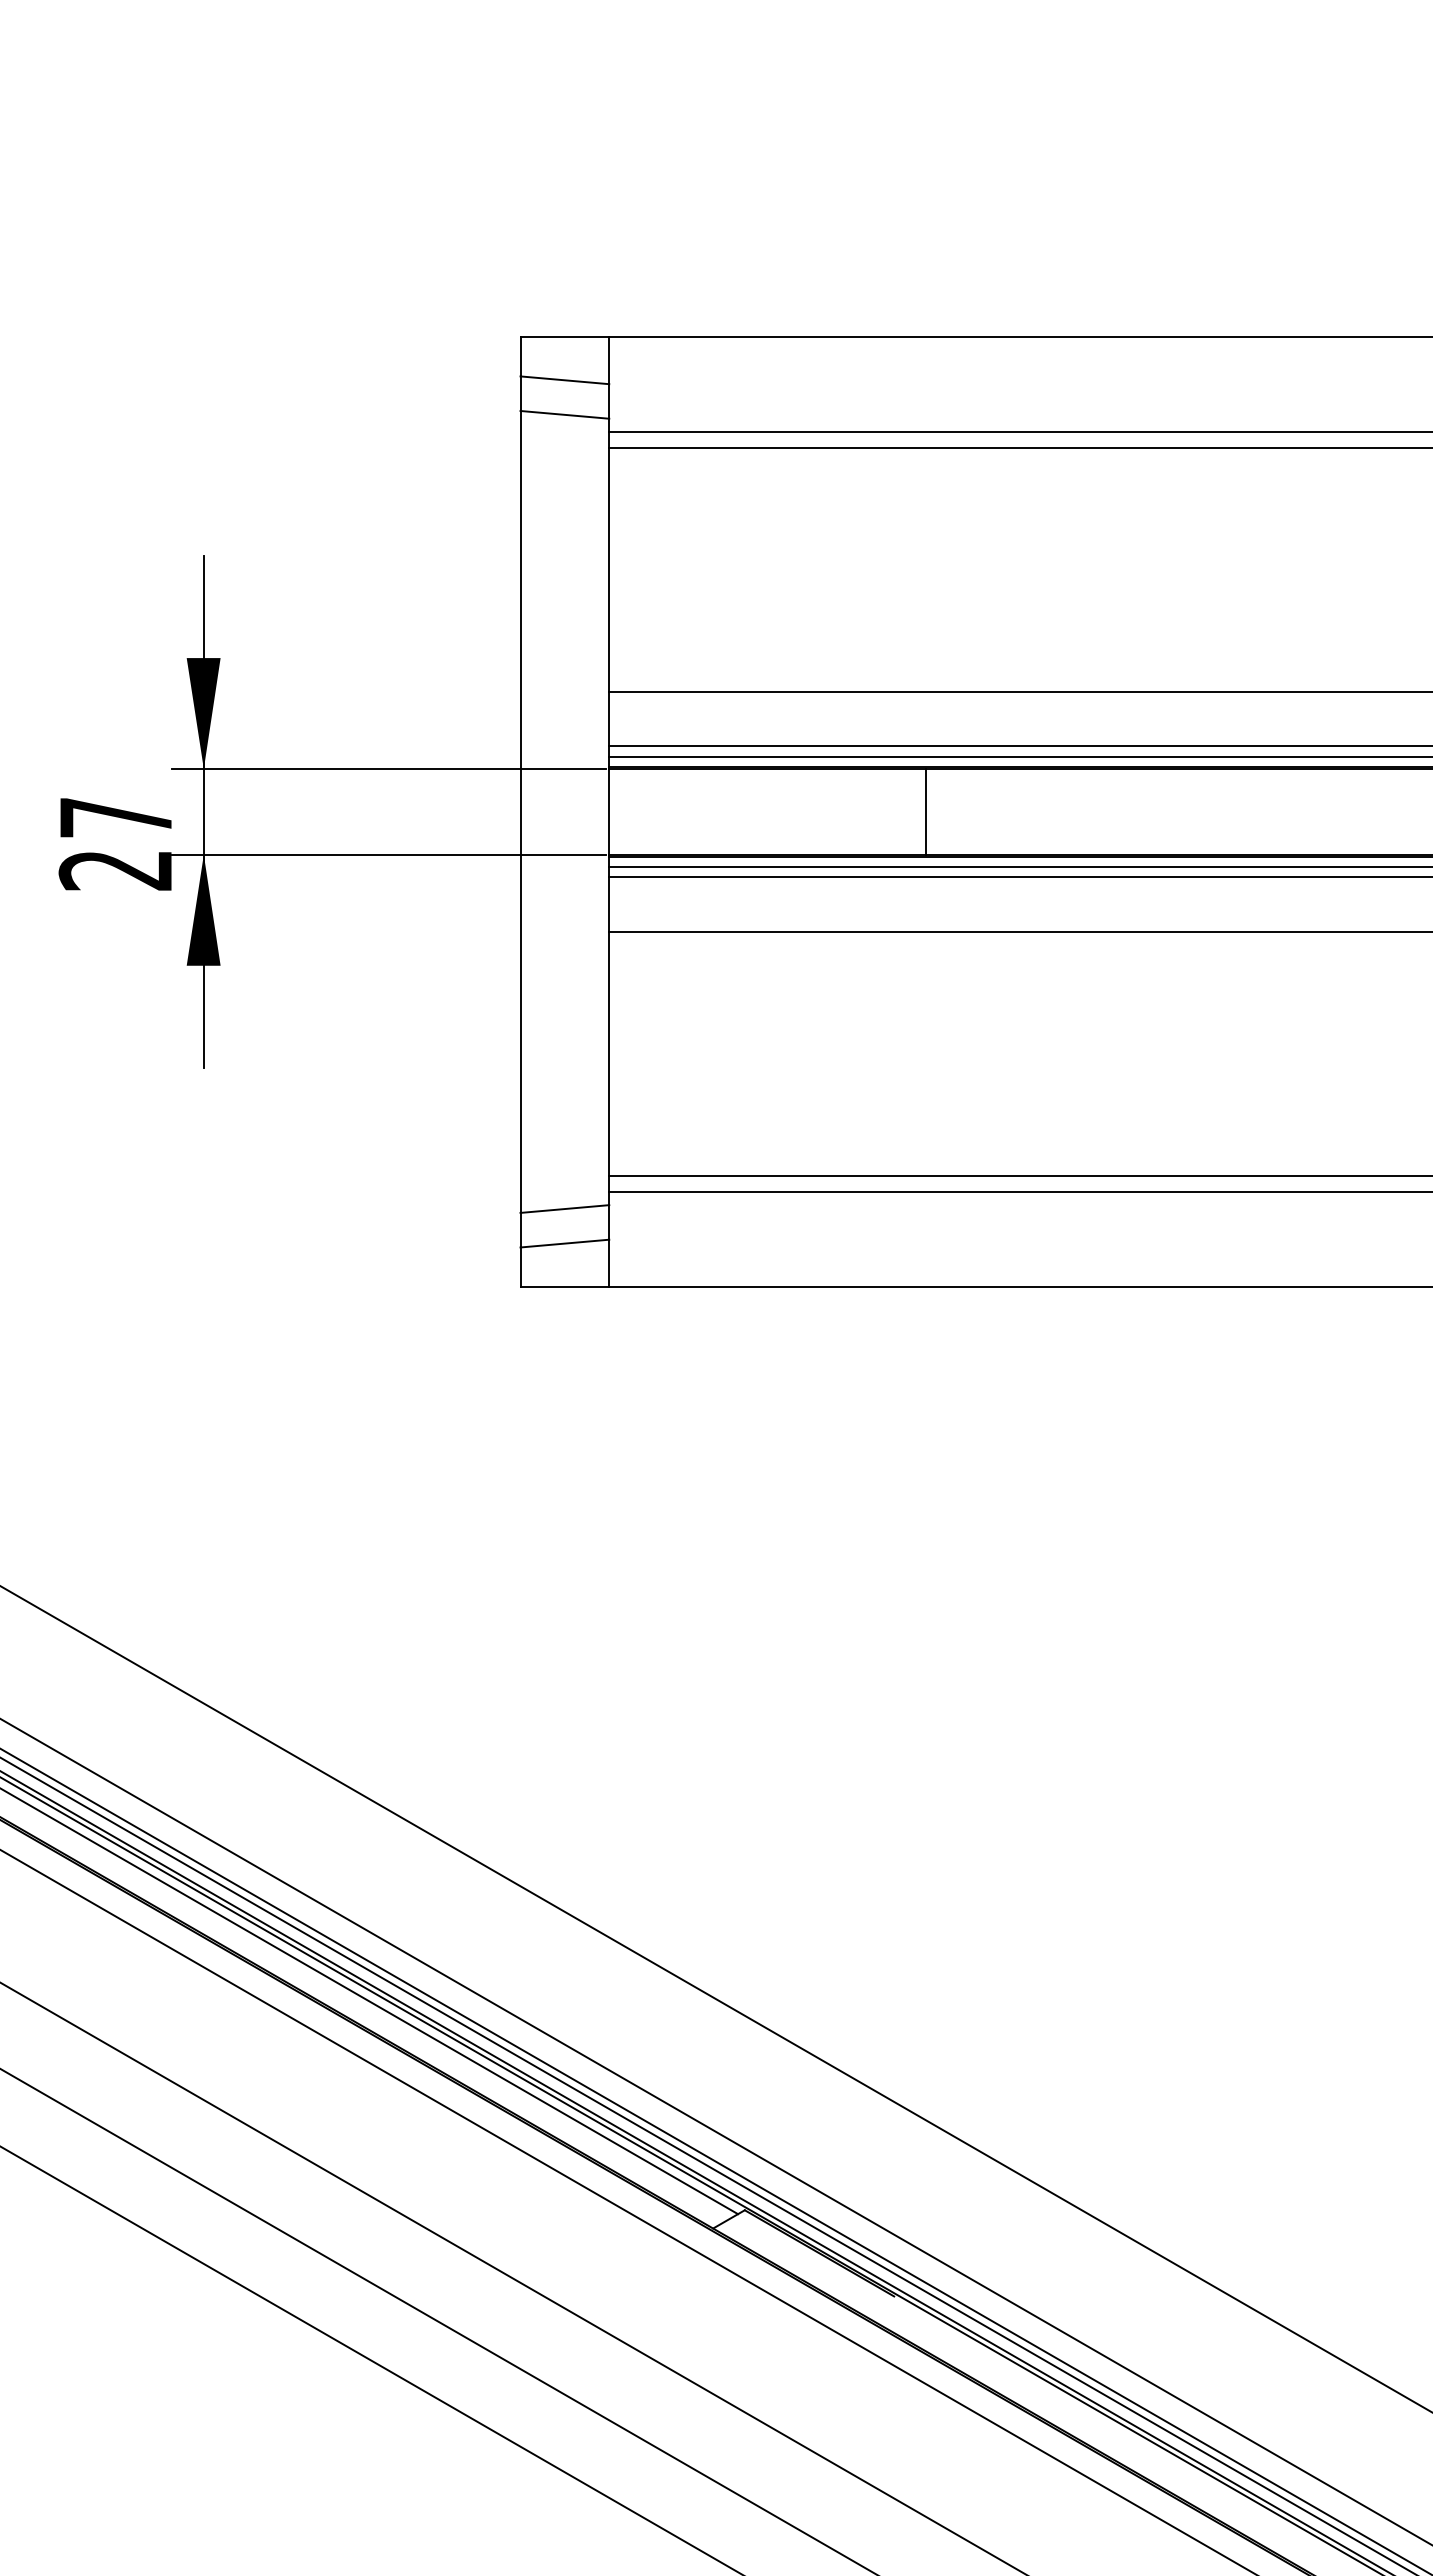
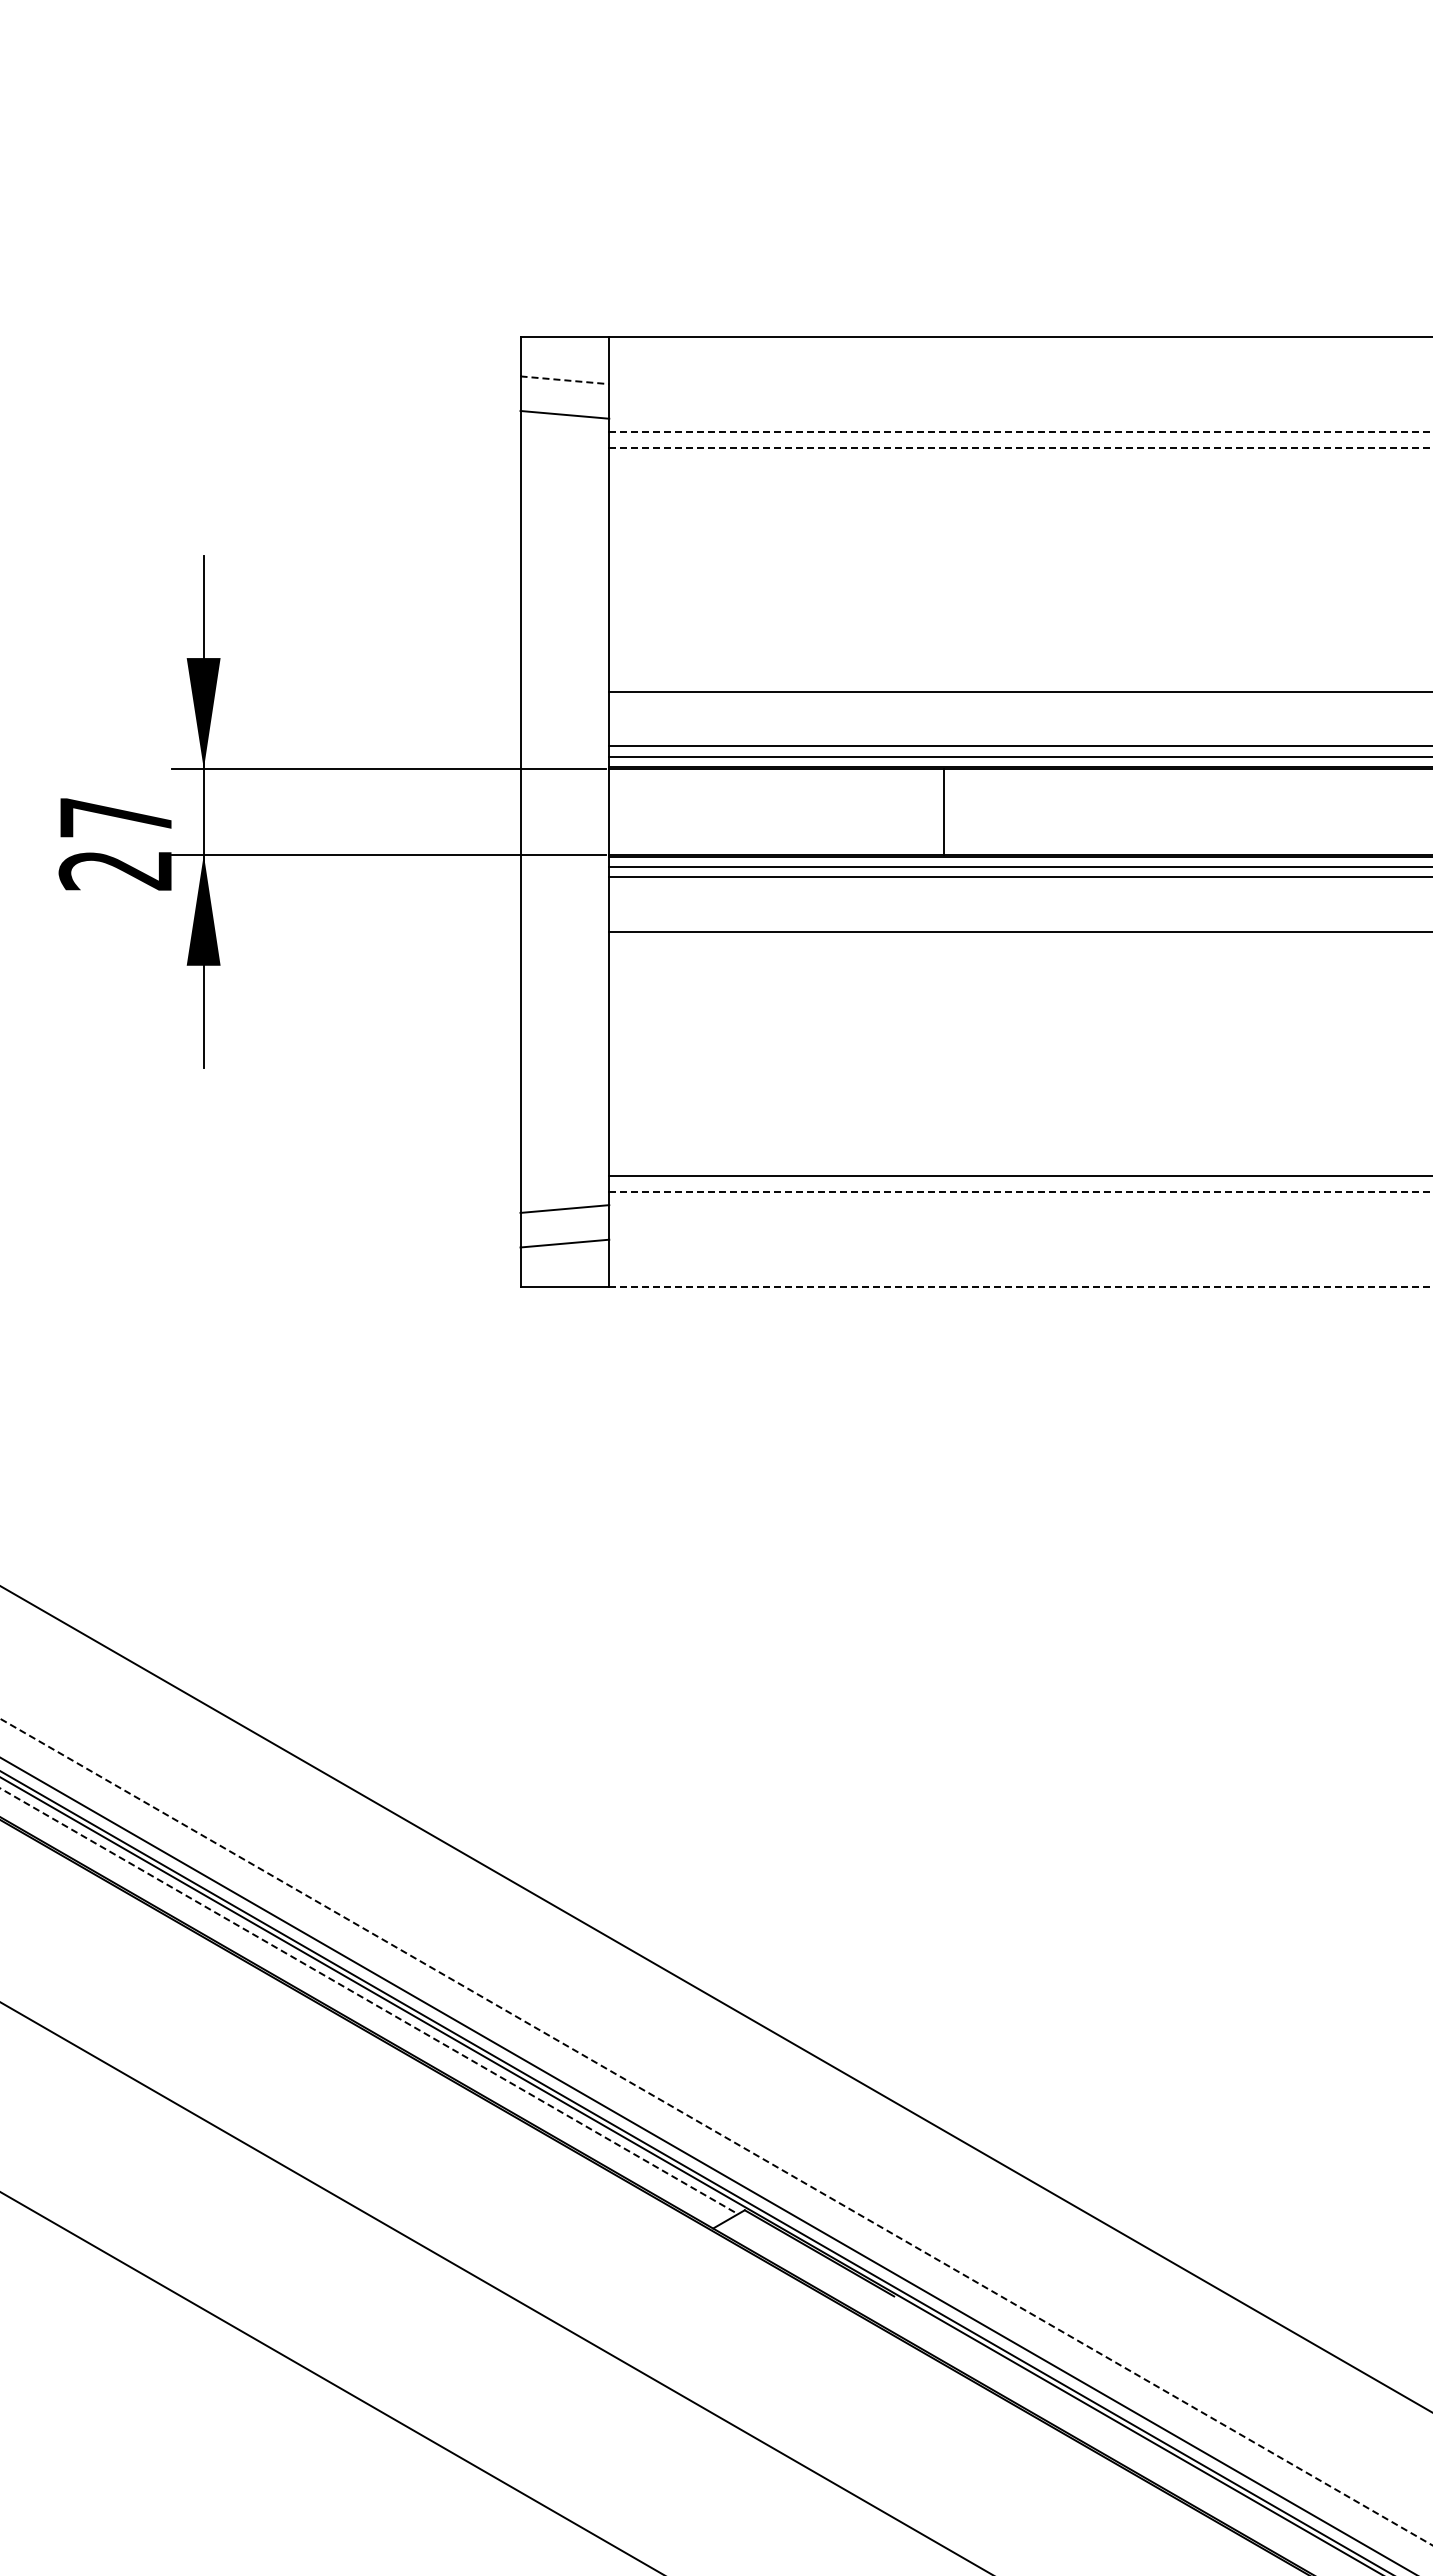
line: solid -> dashed (564, 380)
line: solid -> dashed (1021, 431)
line: solid -> dashed (1021, 447)
line position: (926, 811) -> (944, 811) (944, 811)
line: solid -> dashed (1021, 1192)
line: solid -> dashed (1021, 1287)
line: solid -> dashed (369, 2001)
line: solid -> dashed (716, 2131)
line: present -> none (714, 2161)
line: present -> none (627, 2211)
line position: (512, 2278) -> (495, 2287) (495, 2287)
line: present -> none (437, 2320)
line position: (370, 2359) -> (330, 2382) (330, 2382)
